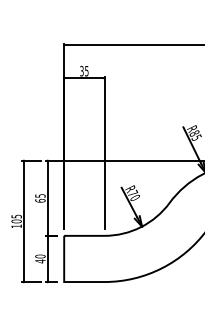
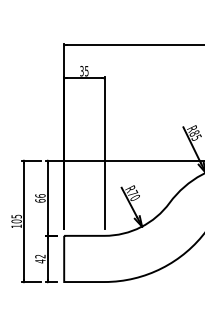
text: 65 -> 66 (40, 195)
text: 40 -> 42 (40, 256)
